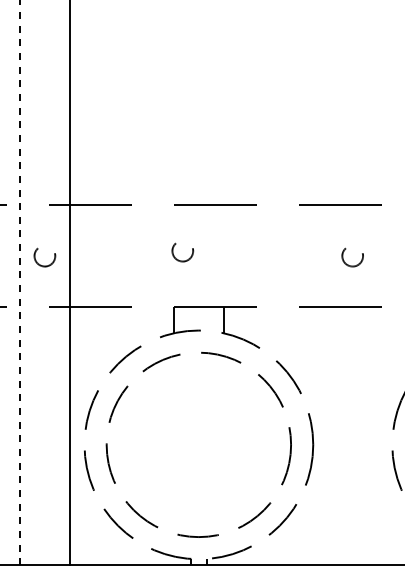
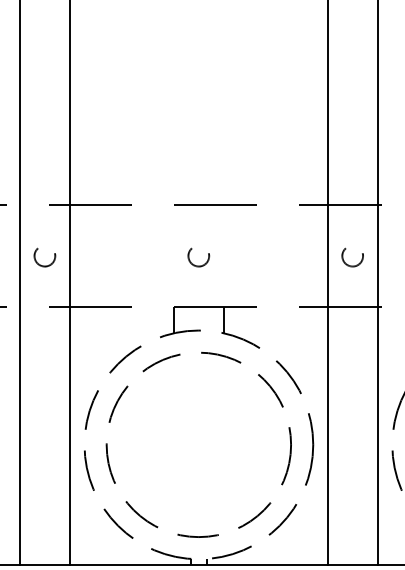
circle position: (182, 252) -> (198, 257) (198, 257)
line: dashed -> solid (19, 282)
line: none -> present (327, 283)
line: none -> present (377, 283)
